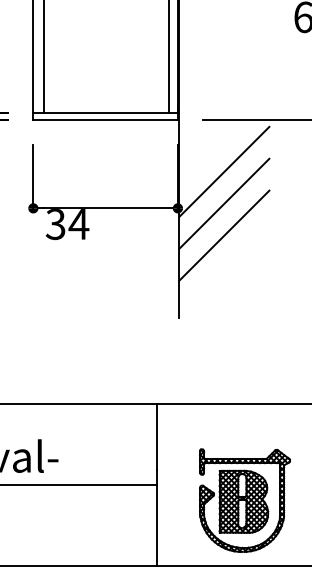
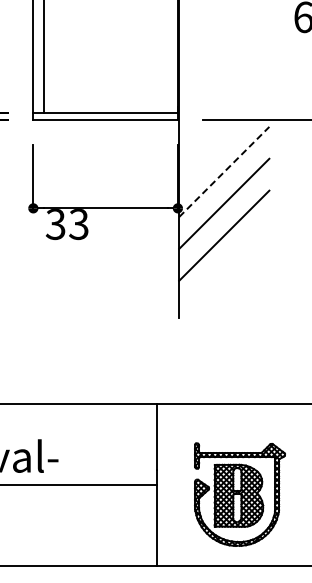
line: present -> none (169, 57)
line: solid -> dashed (224, 172)
text: 34 -> 33 (78, 224)
part position: (244, 500) -> (239, 494) (239, 494)
